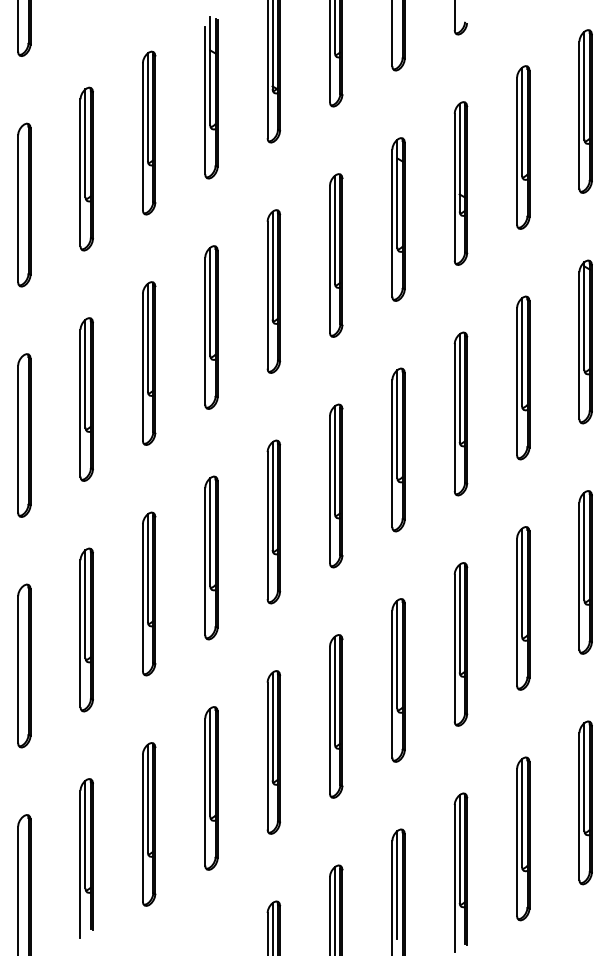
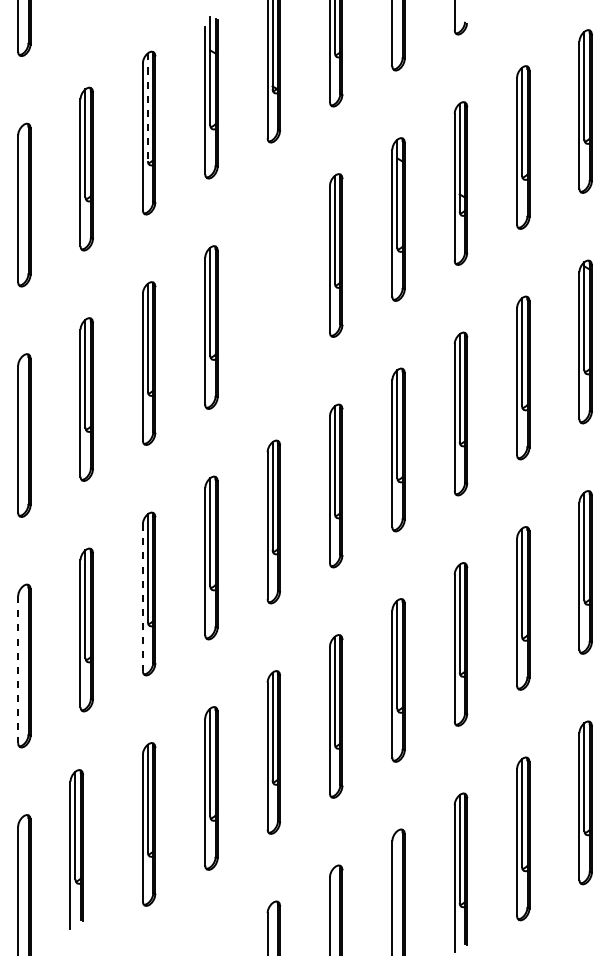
line: solid -> dashed (147, 107)
part: present -> none (273, 291)
line: solid -> dashed (142, 598)
line: solid -> dashed (18, 670)
part position: (86, 858) -> (76, 849) (76, 849)
line: present -> none (397, 884)
line: present -> none (334, 909)
line: present -> none (272, 927)
